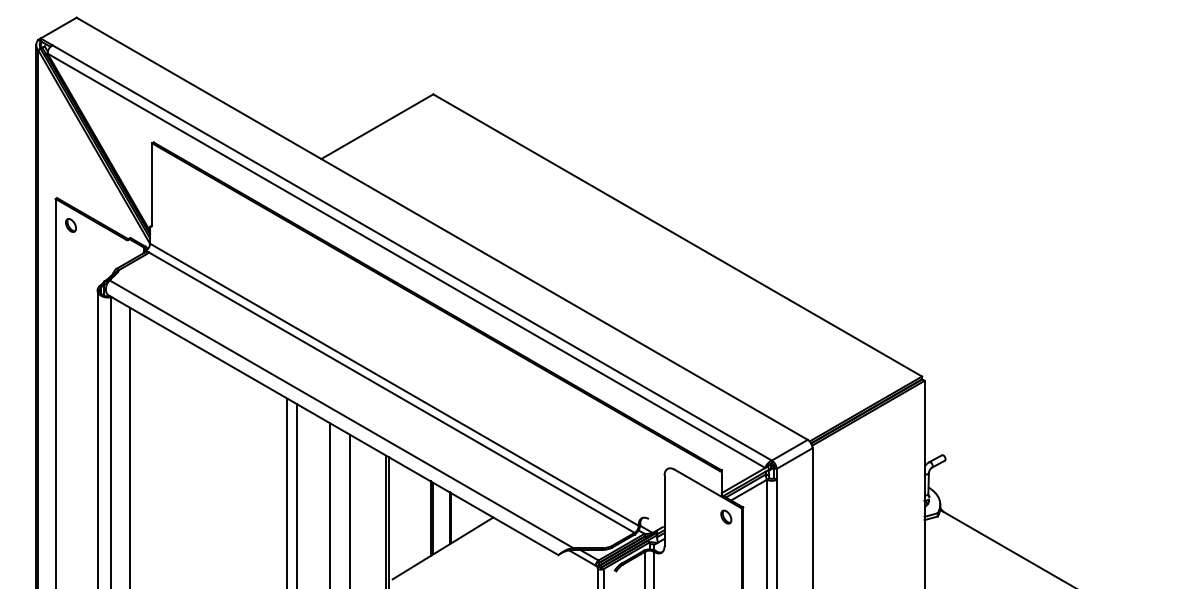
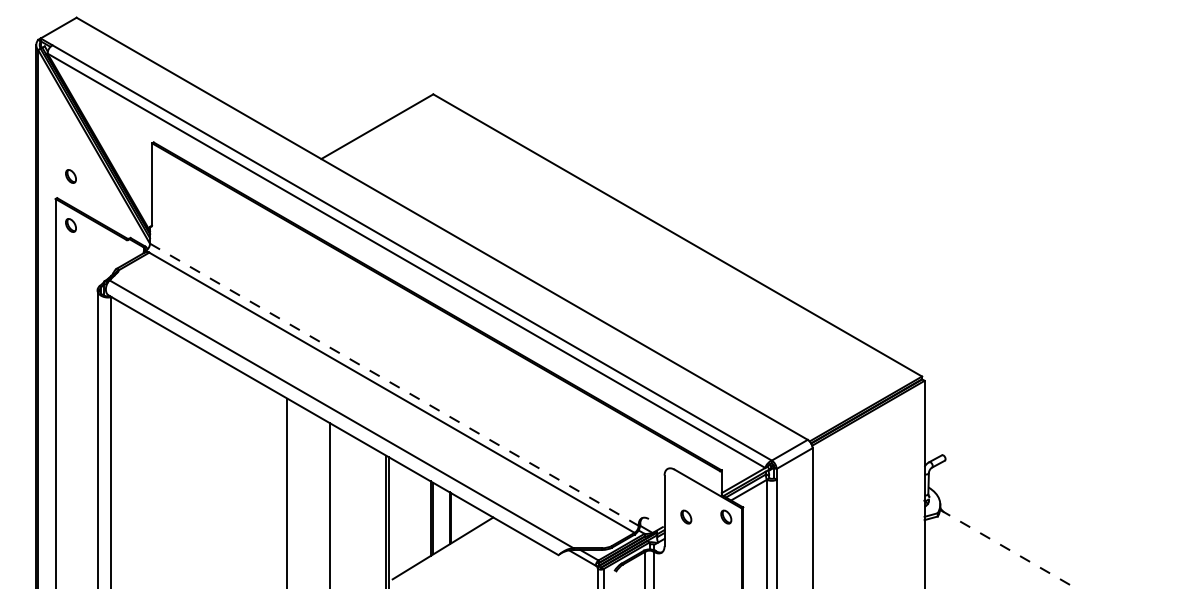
part: none -> present (70, 176)
line: solid -> dashed (394, 385)
line: present -> none (130, 446)
line: present -> none (297, 494)
line: present -> none (349, 509)
part: none -> present (686, 516)
line: solid -> dashed (1008, 549)
